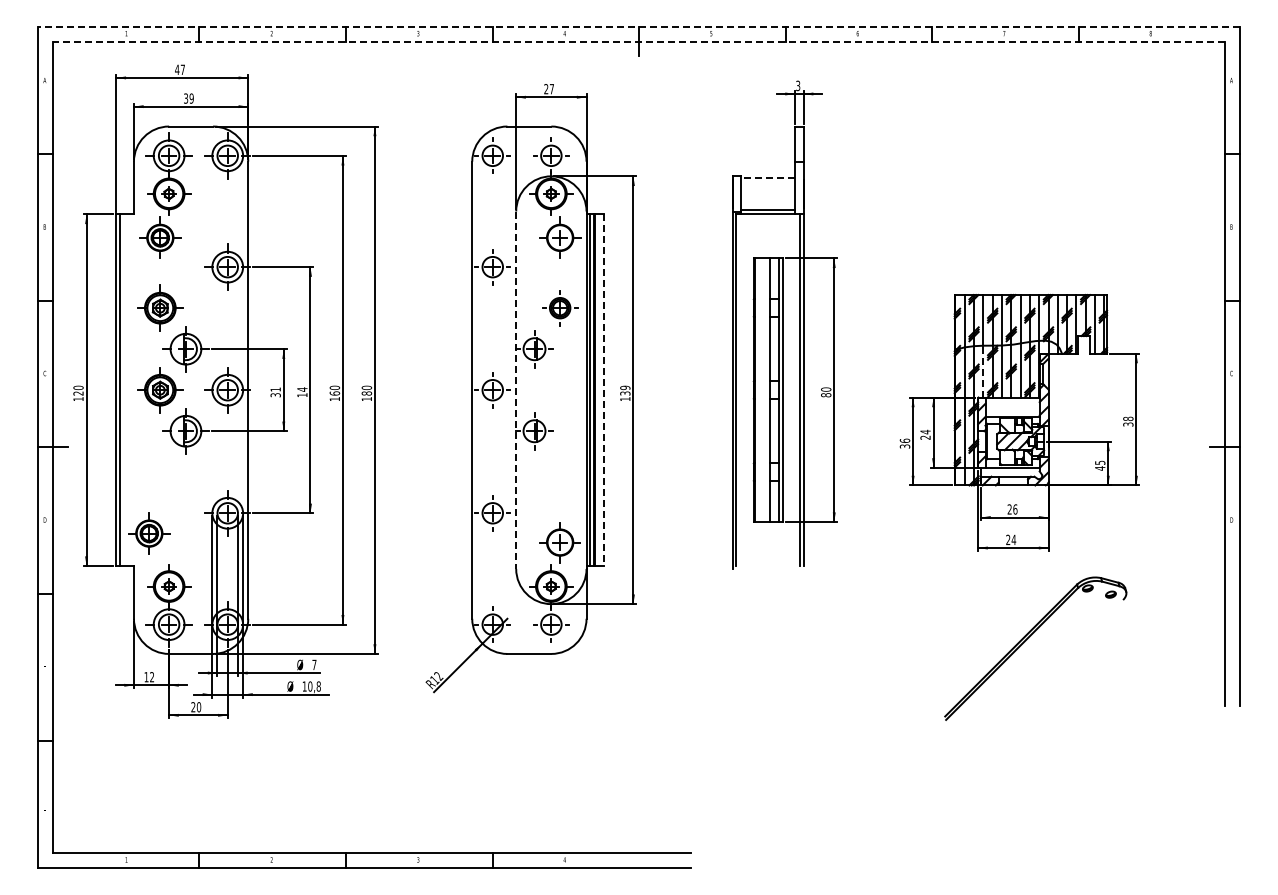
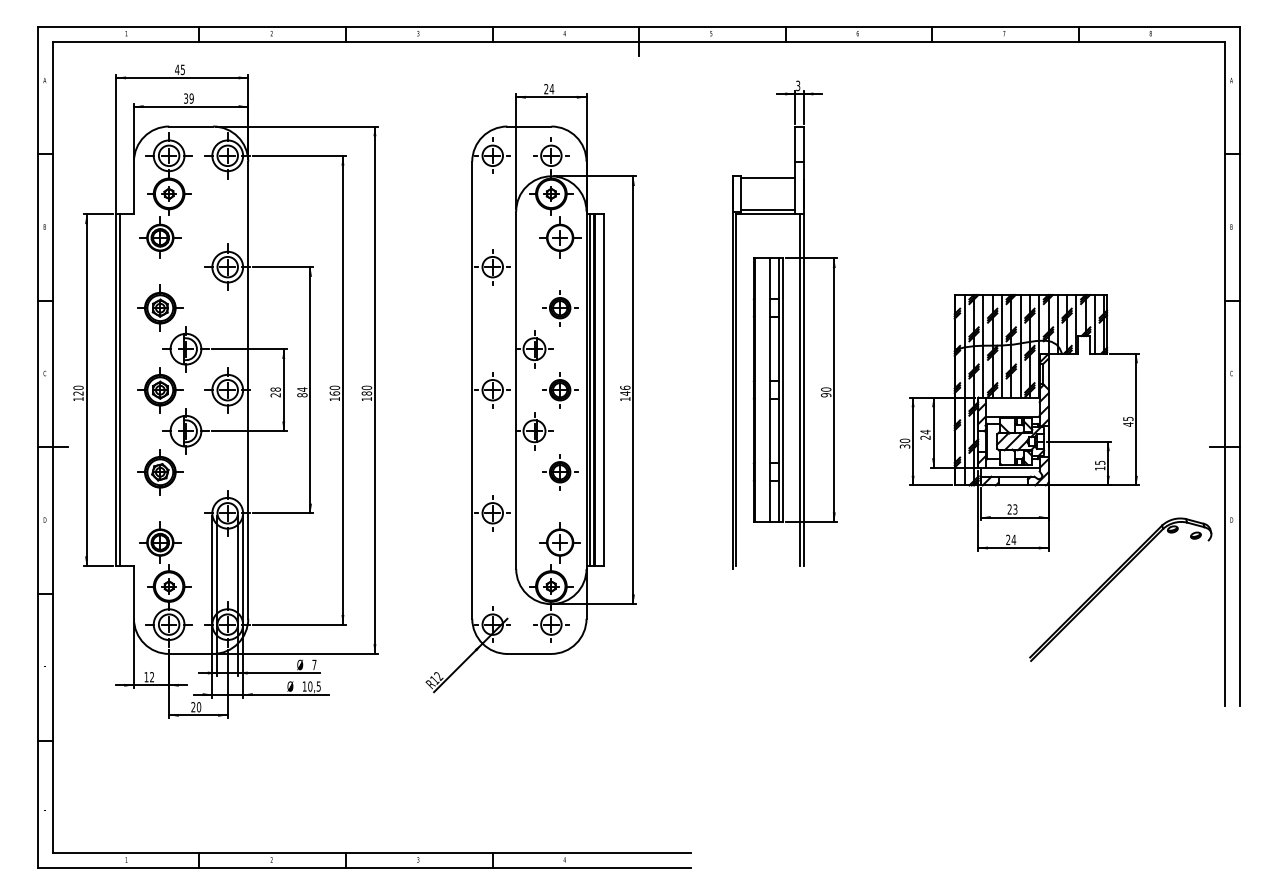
line: dashed -> solid (639, 27)
line: dashed -> solid (638, 41)
text: 47 -> 45 (182, 69)
text: 27 -> 24 (551, 89)
line: dashed -> solid (767, 177)
line: dashed -> solid (983, 371)
line: dashed -> solid (516, 390)
part: none -> present (560, 390)
line: dashed -> solid (604, 390)
text: 139 -> 146 (625, 390)
text: 31 -> 28 (275, 392)
text: 14 -> 84 (302, 395)
text: 80 -> 90 (826, 395)
text: 38 -> 45 (1128, 421)
text: 36 -> 30 (904, 440)
text: 45 -> 15 (1100, 468)
part: none -> present (160, 472)
part: none -> present (560, 472)
text: 26 -> 23 (1015, 509)
part position: (149, 533) -> (160, 542) (160, 542)
part position: (1027, 639) -> (1112, 580) (1112, 580)
text: 10,8 -> 10,5 (318, 686)
